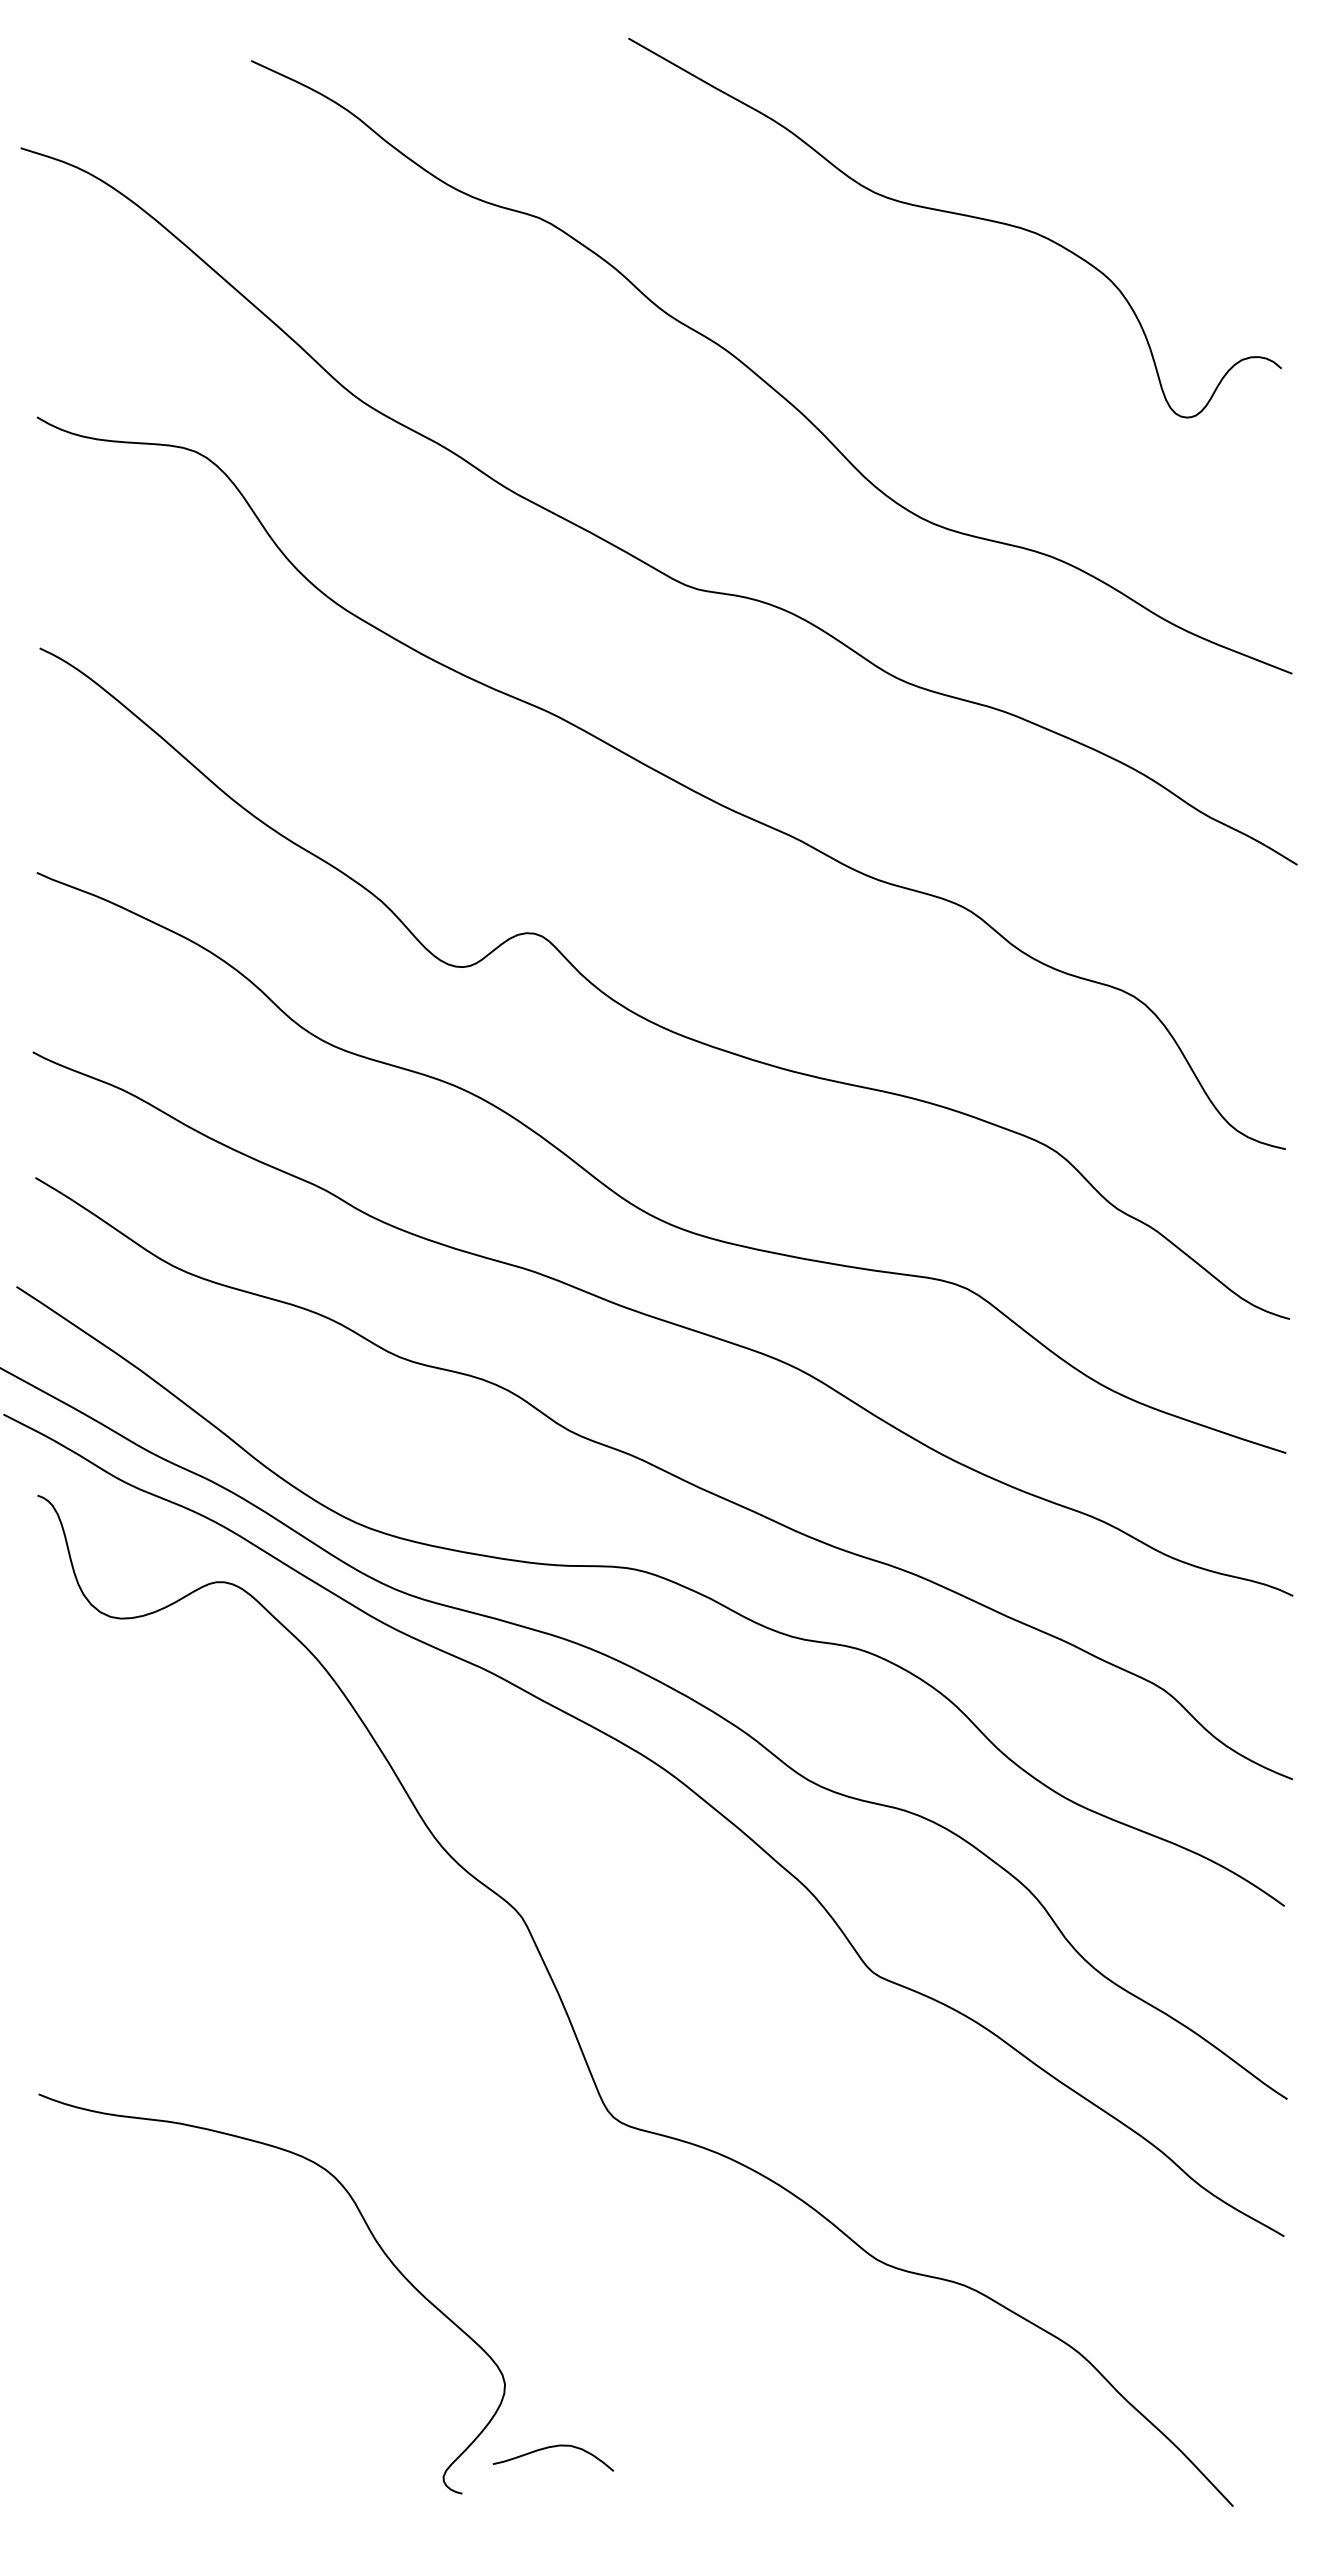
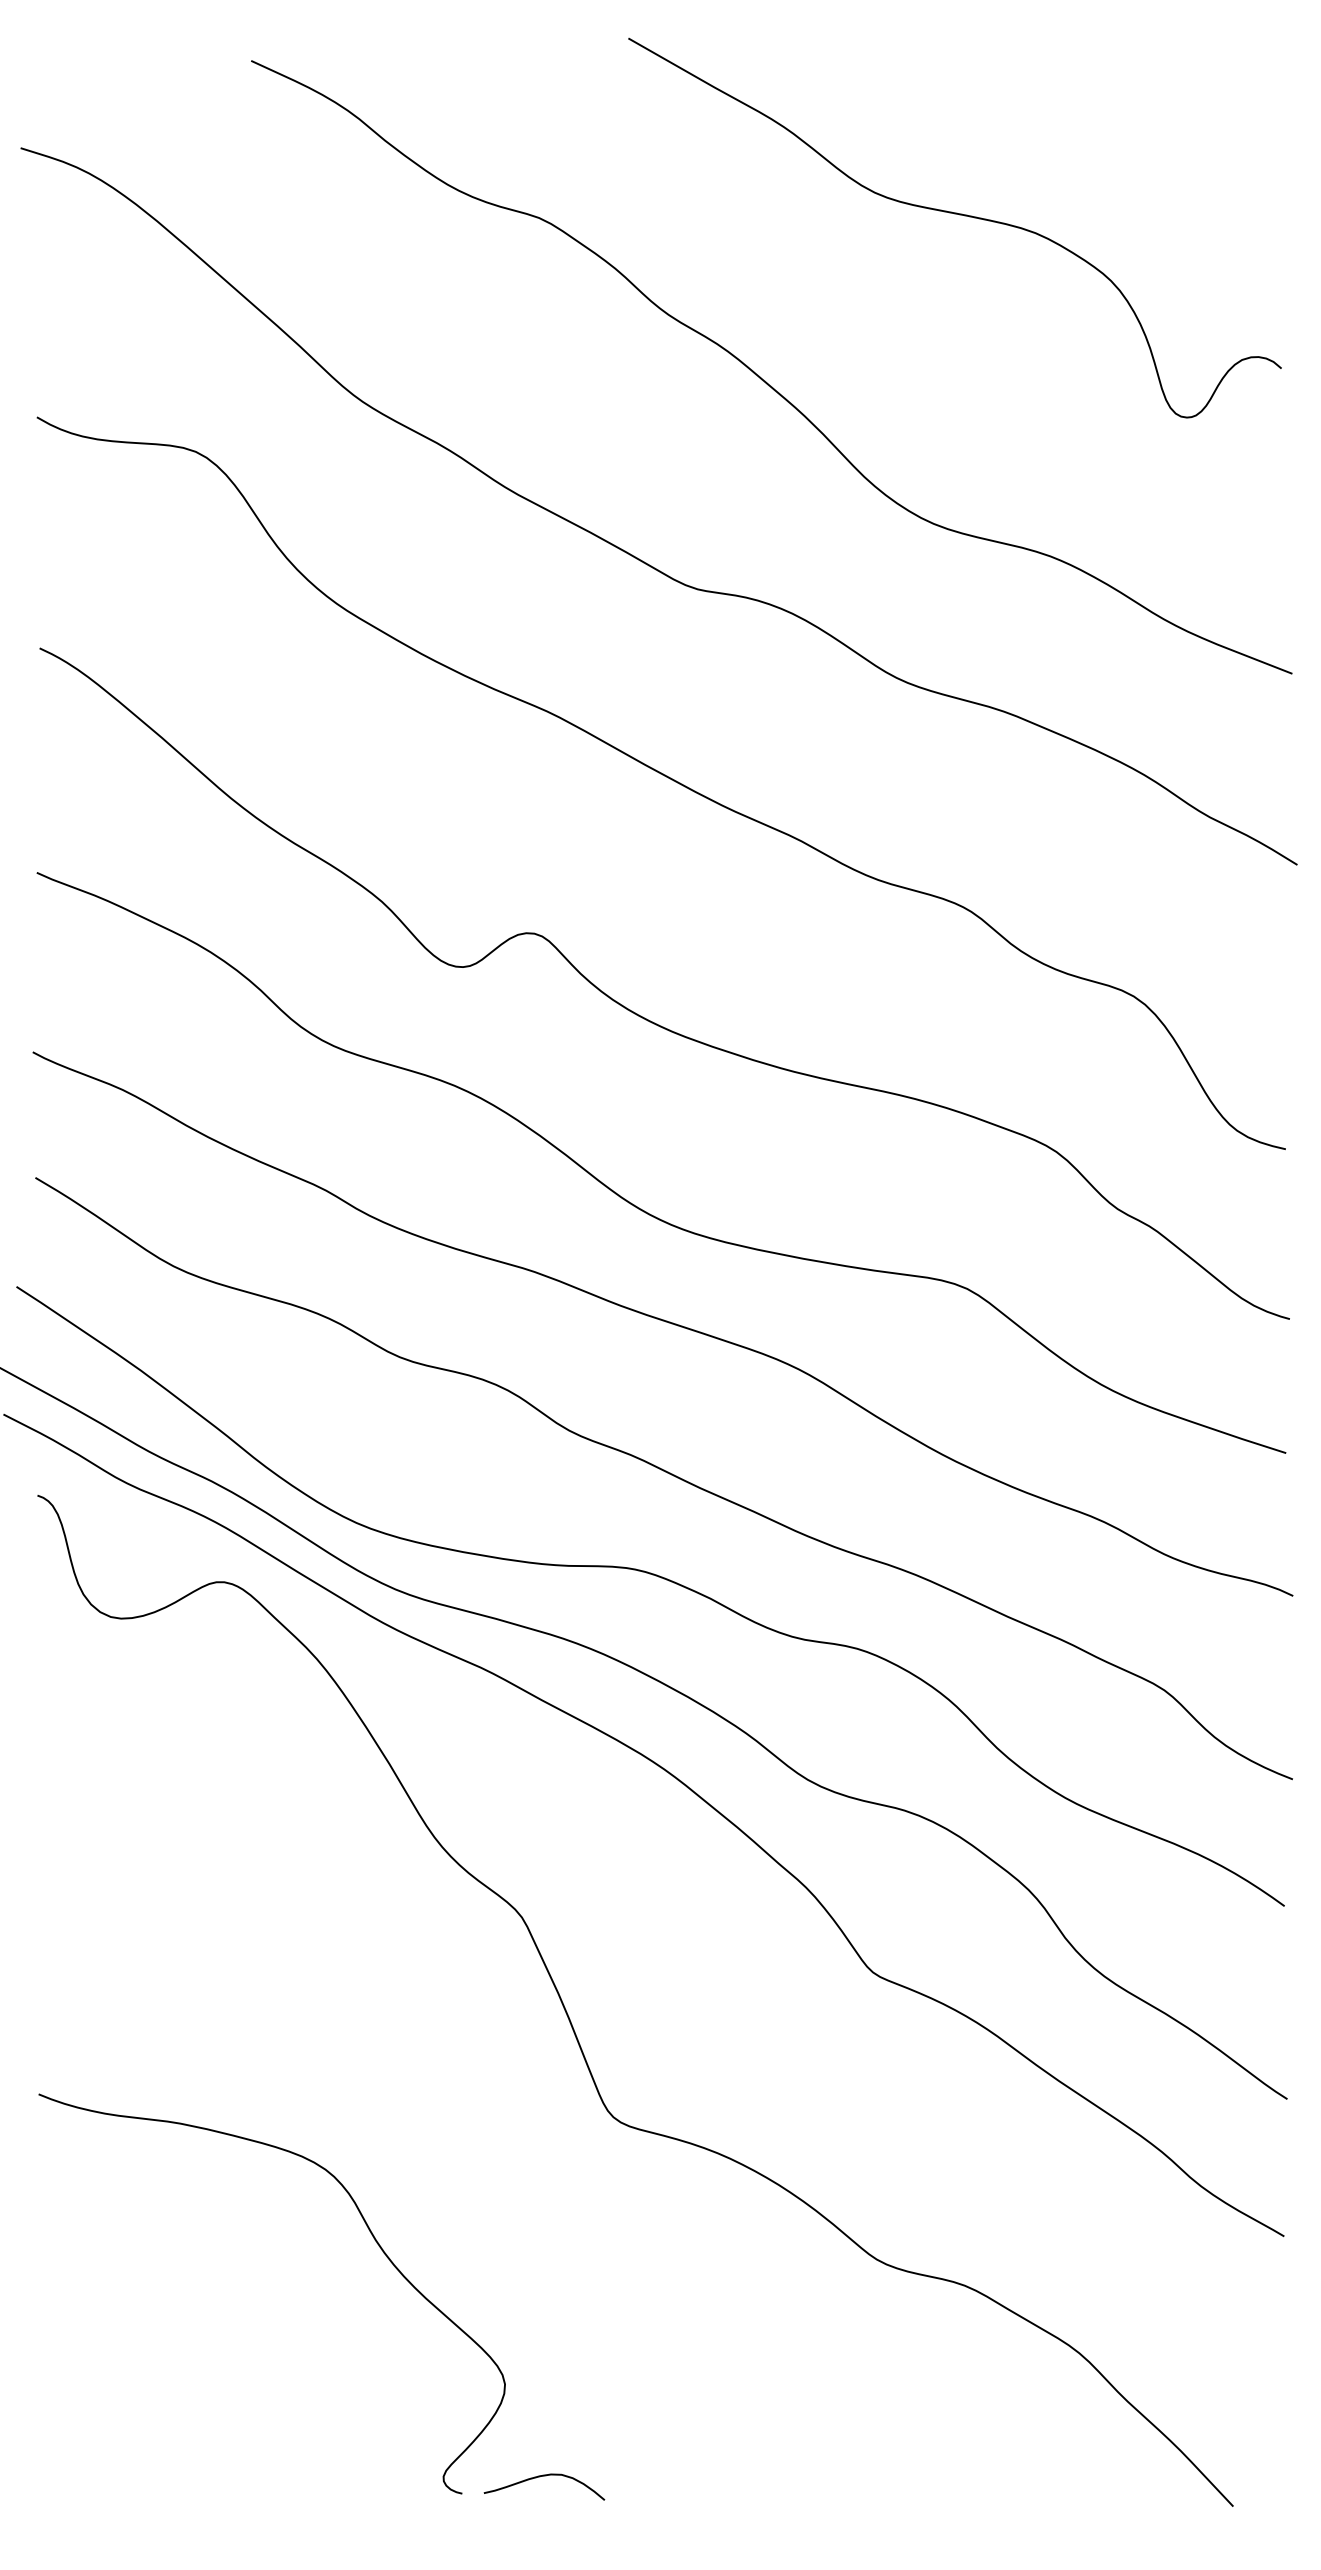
curve position: (549, 2448) -> (540, 2477) (540, 2477)
